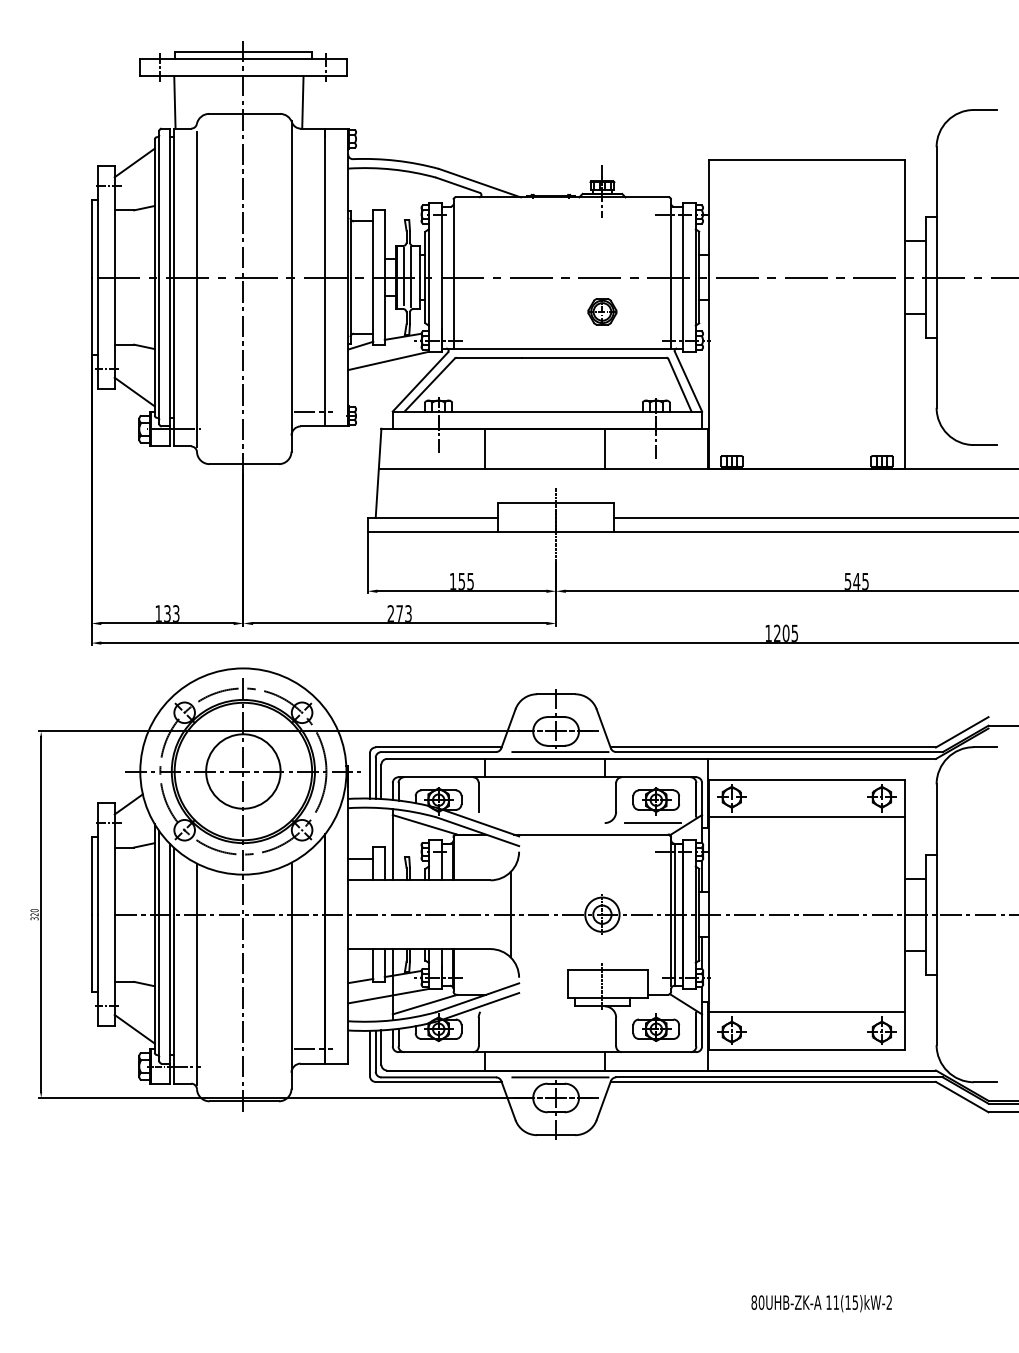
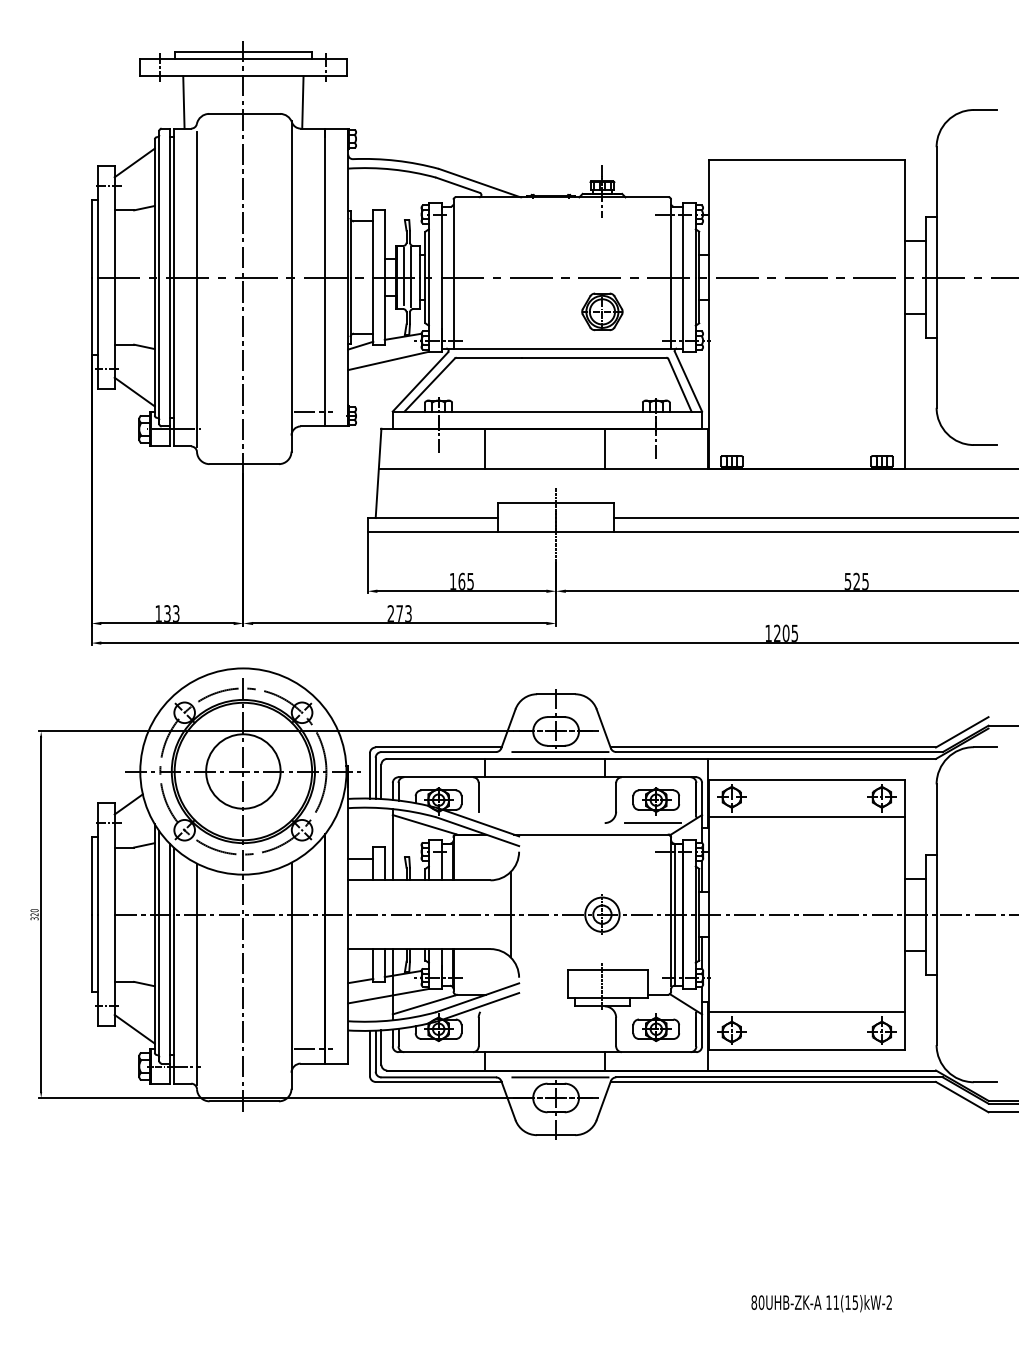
line position: (174, 102) -> (183, 102) (183, 102)
part size: 31x28 px -> 43x40 px (602, 311)
text: 155 -> 165 (461, 580)
text: 545 -> 525 (856, 580)
